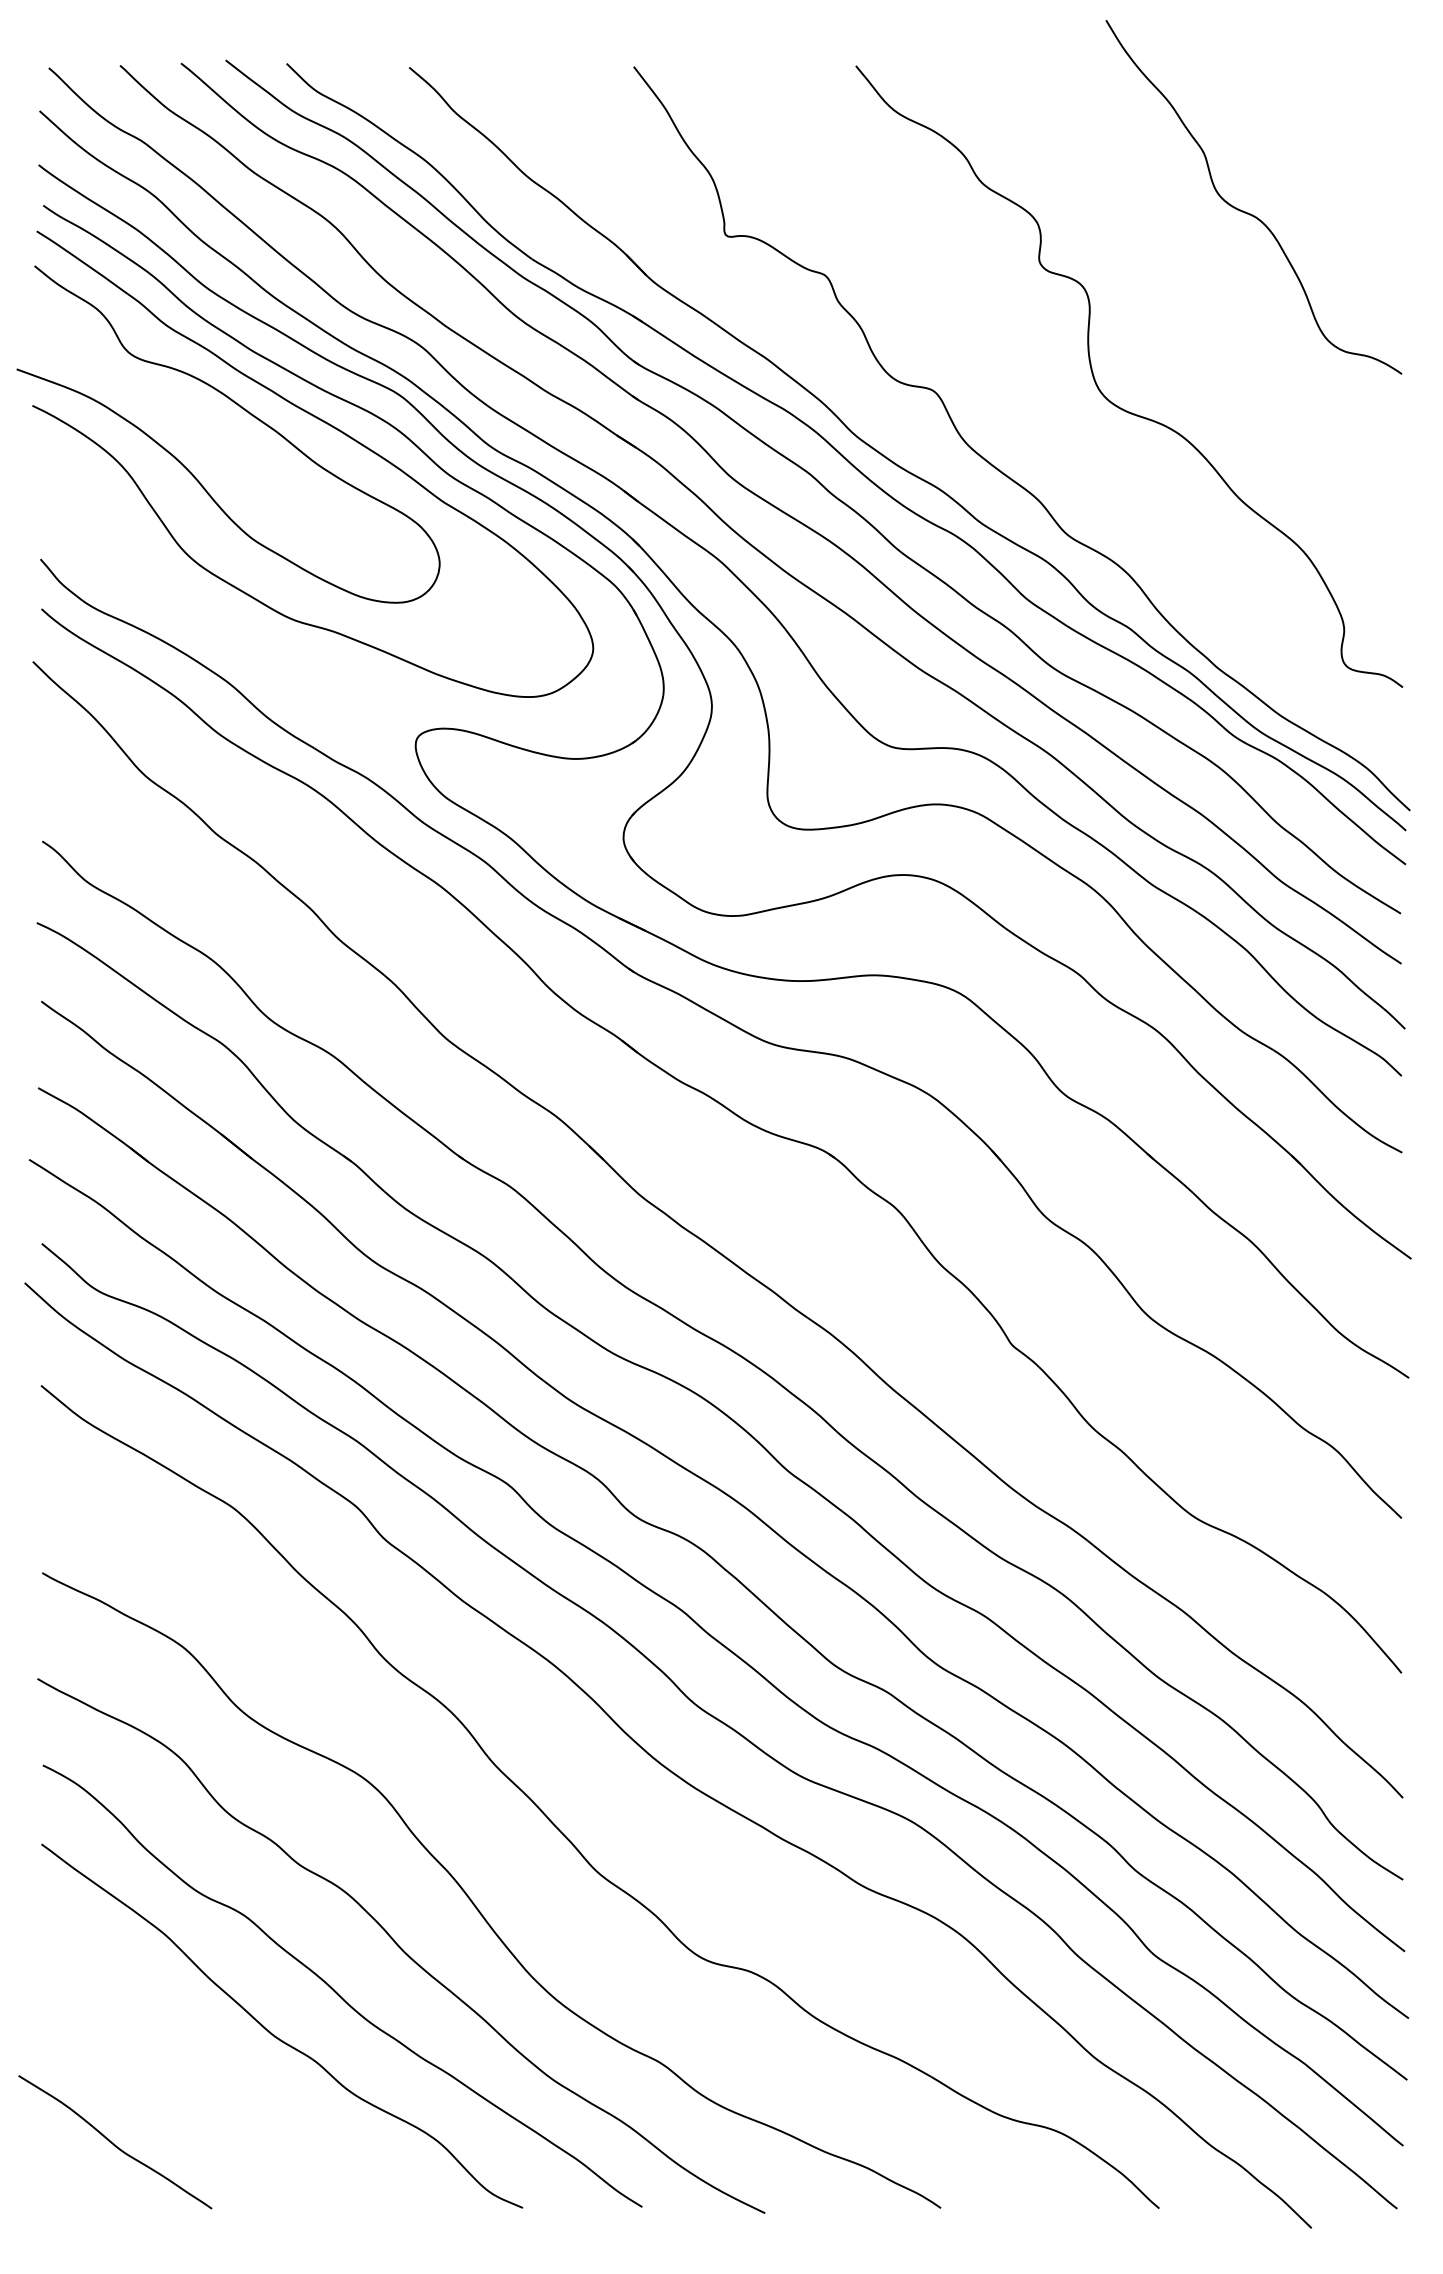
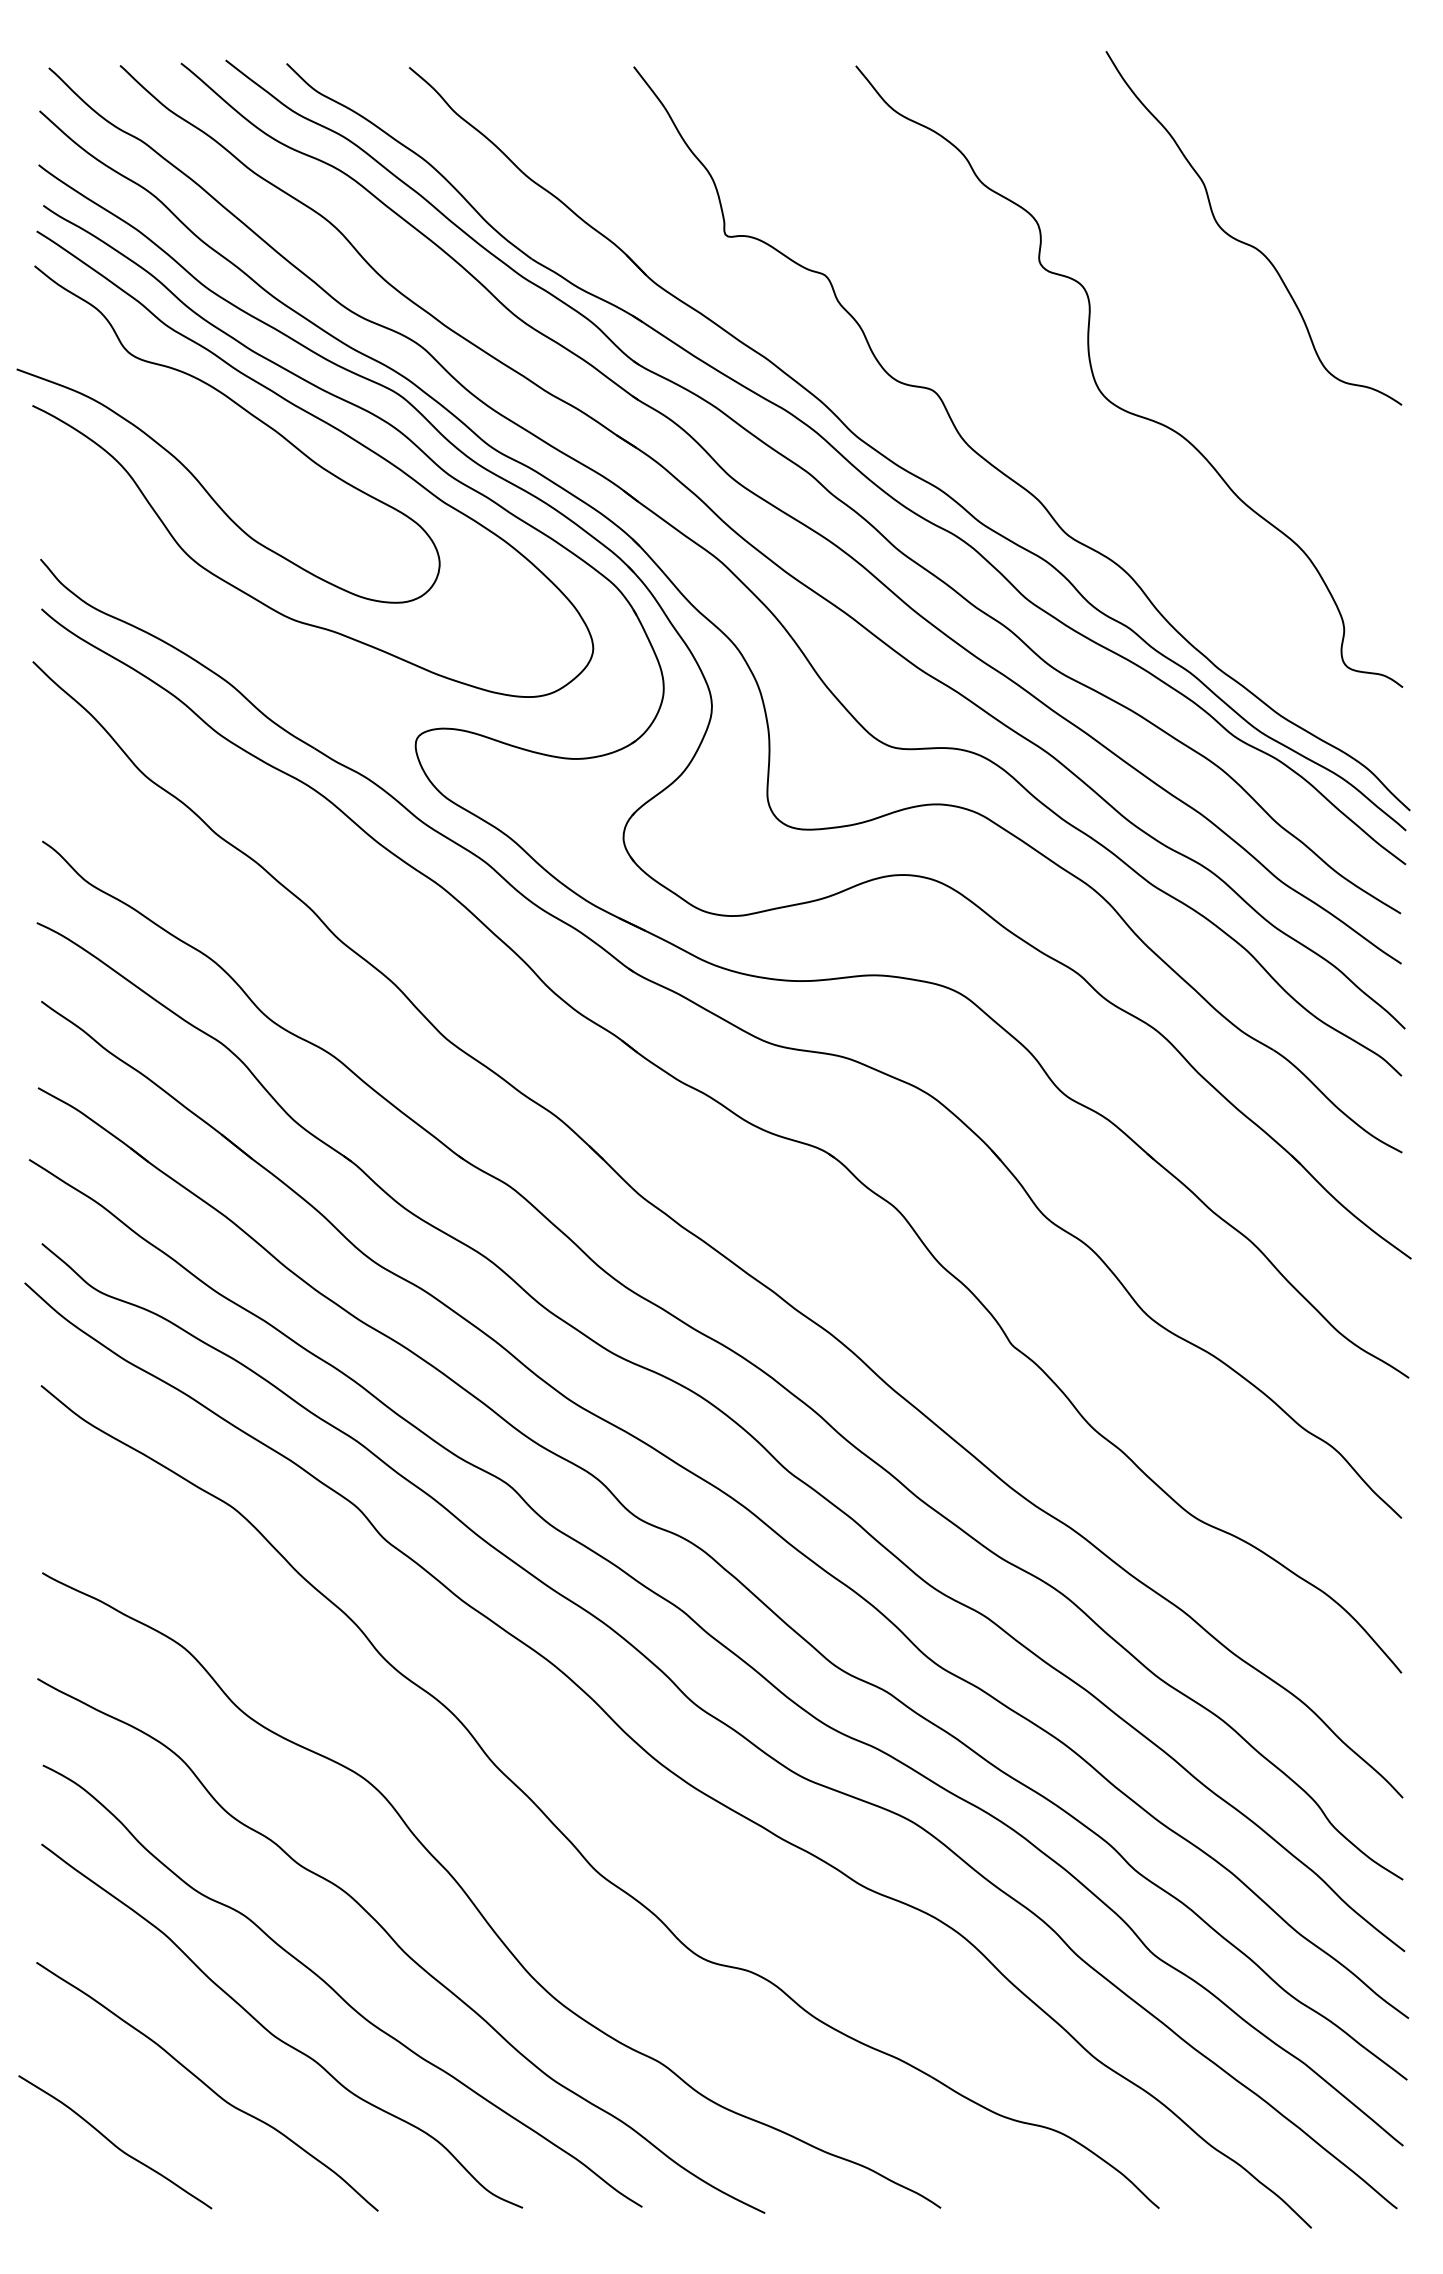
curve position: (1248, 212) -> (1248, 243) (1248, 243)
curve: none -> present (207, 2086)
